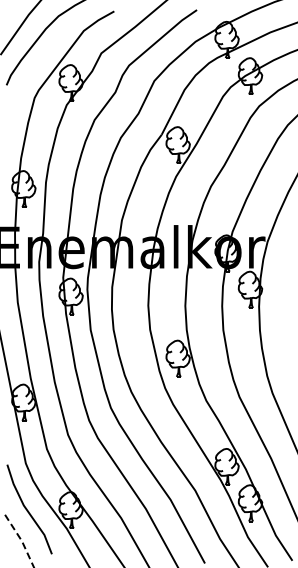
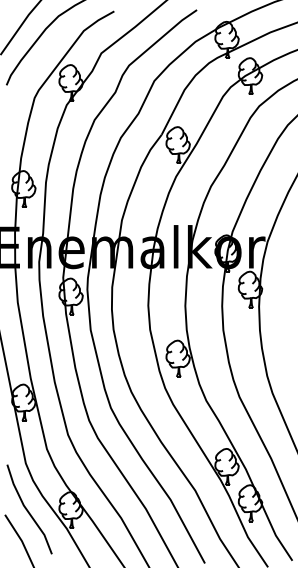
line: dashed -> solid (22, 541)
